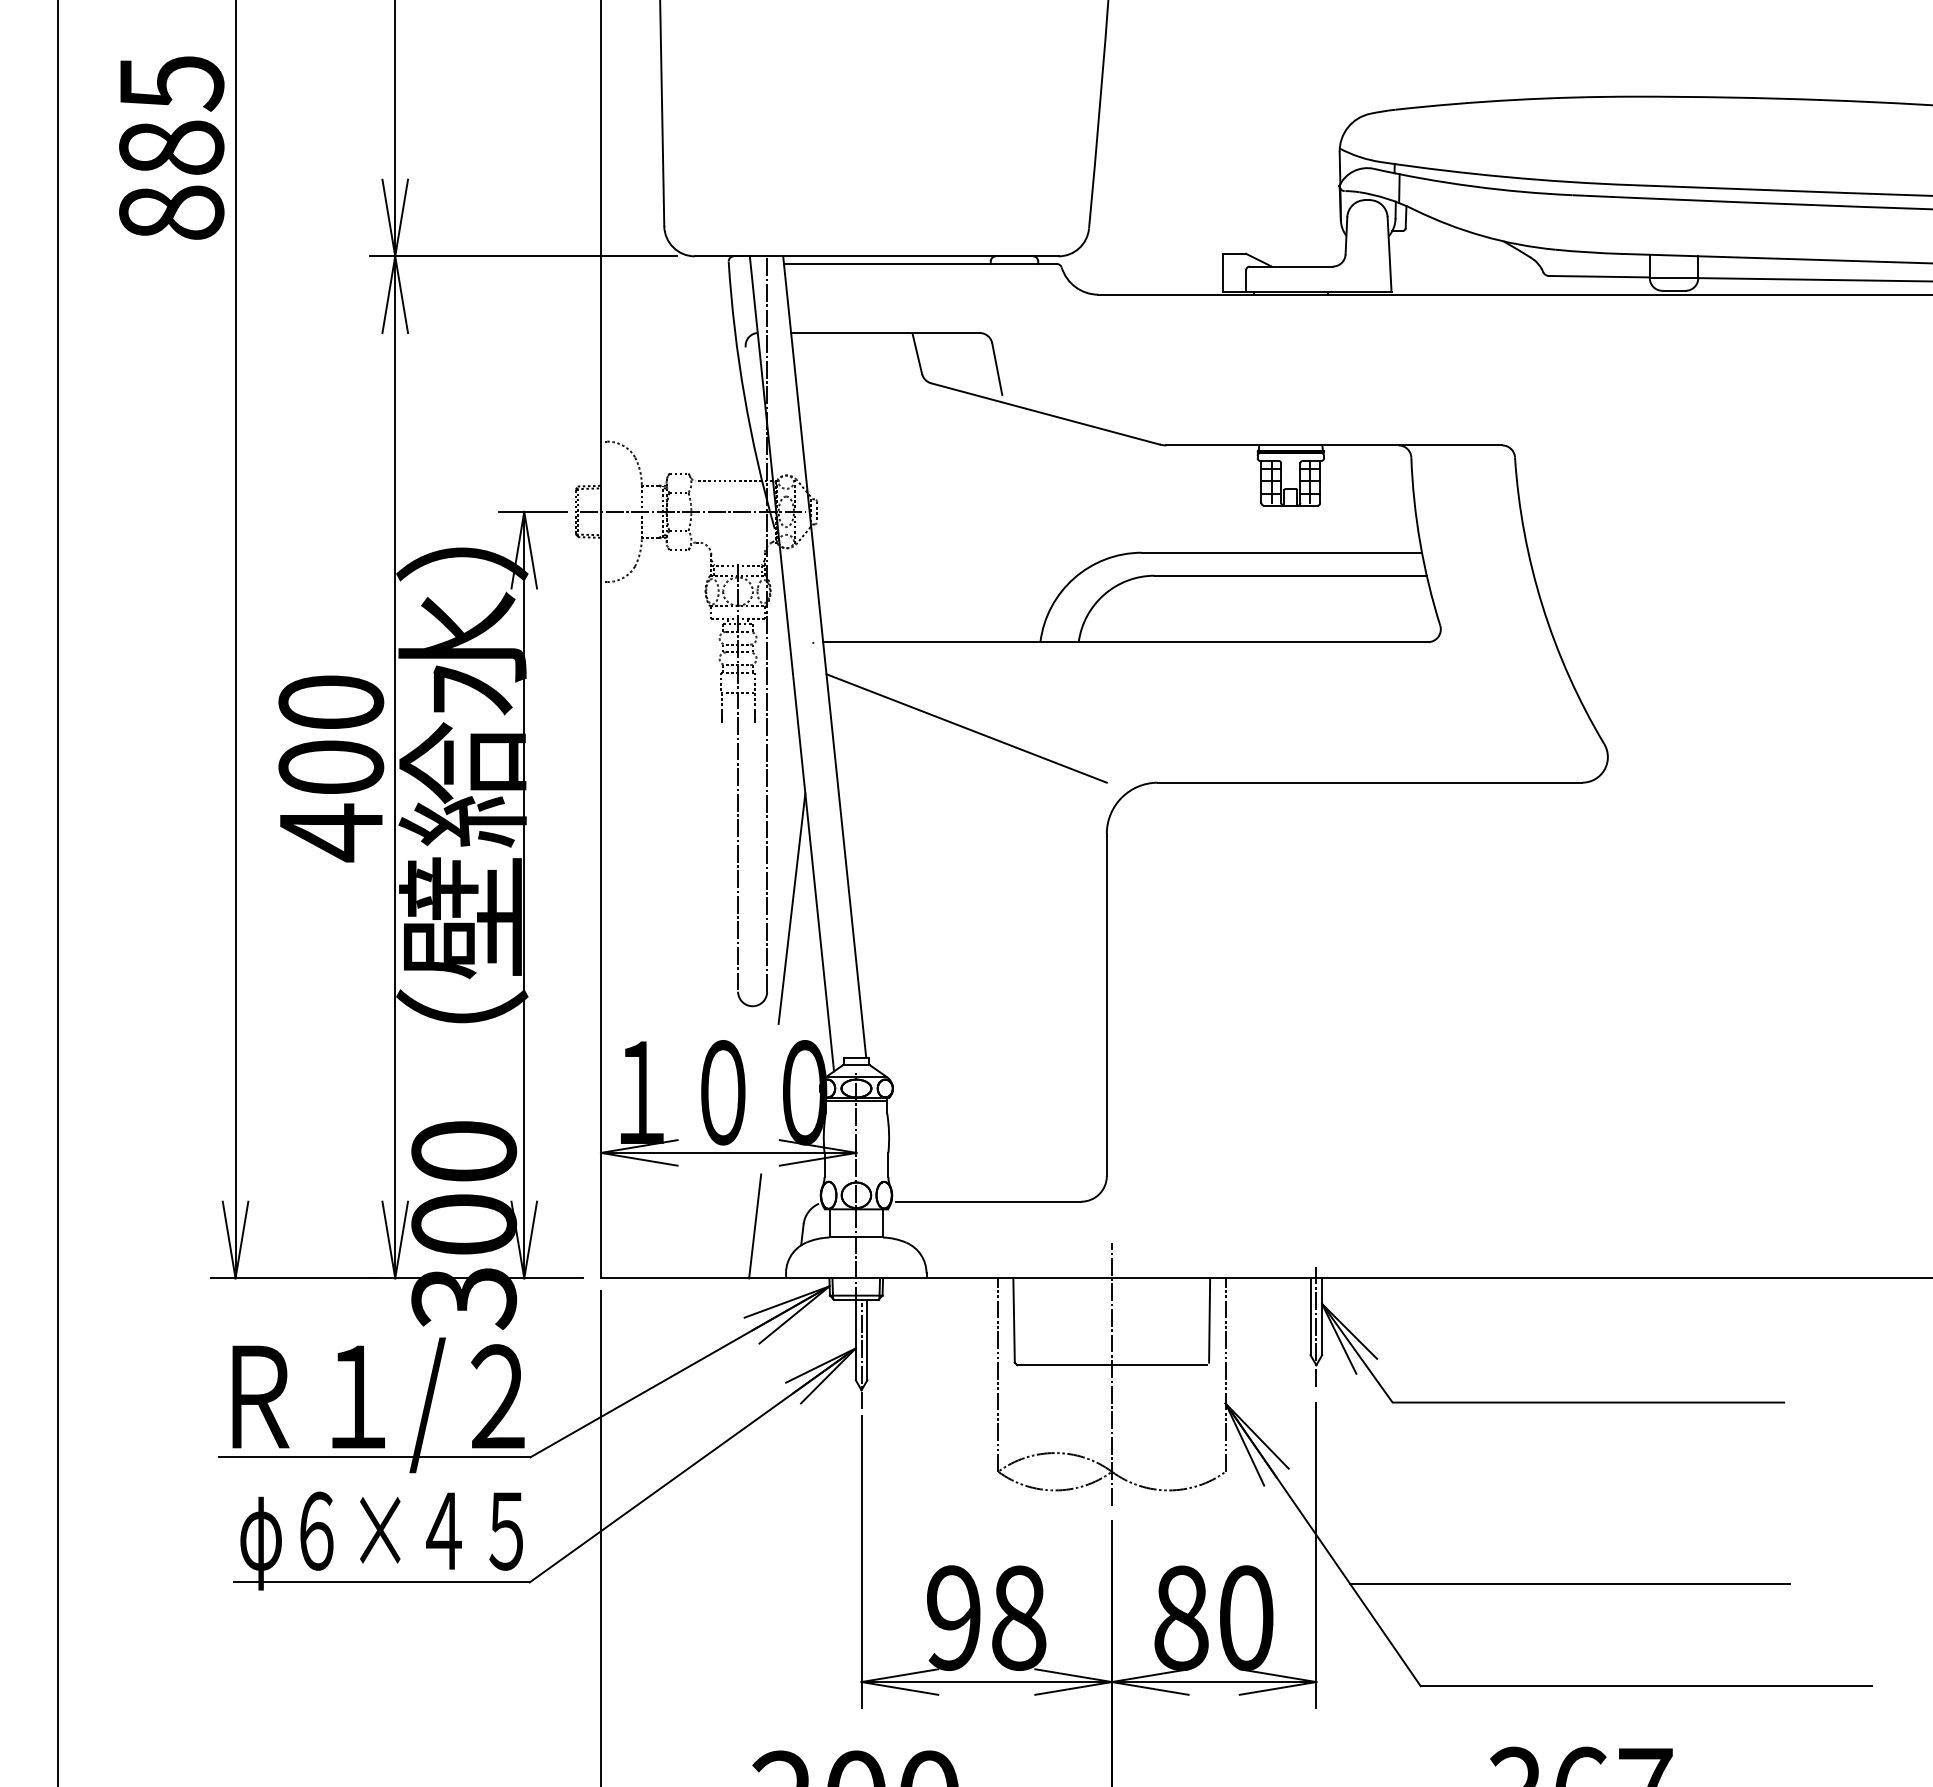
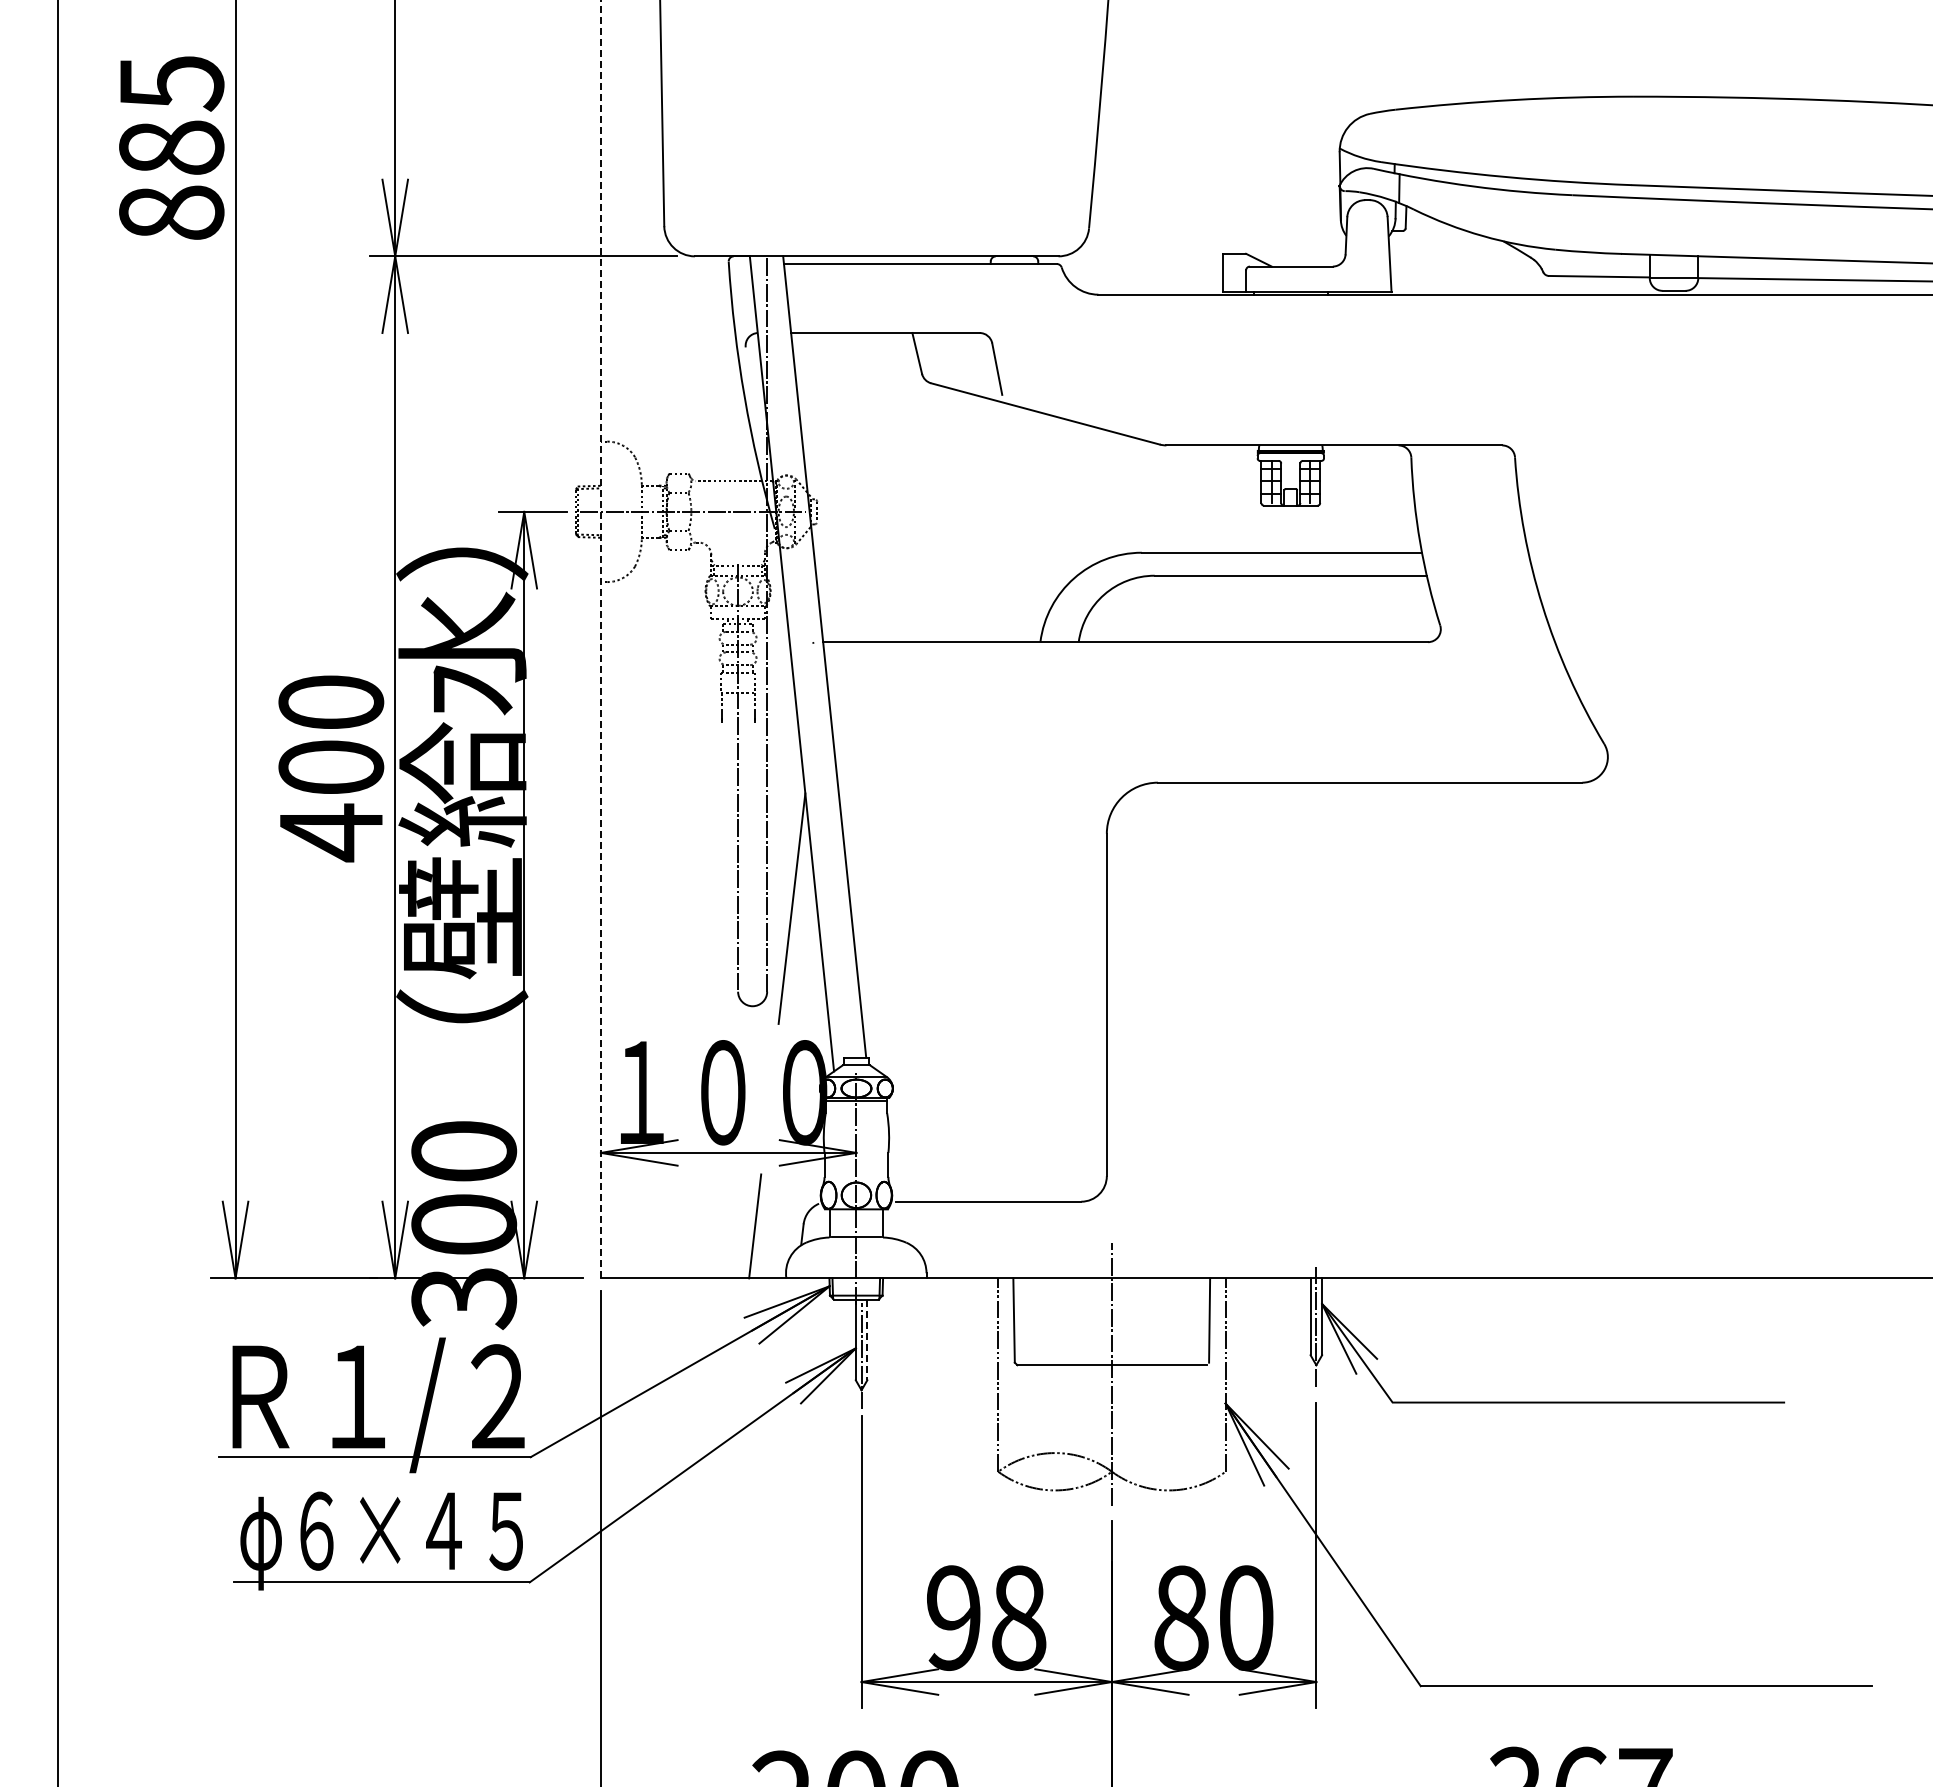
line: solid -> dashed (600, 639)
line: present -> none (966, 728)
line: solid -> dashed (867, 1340)
line: present -> none (1570, 1584)
